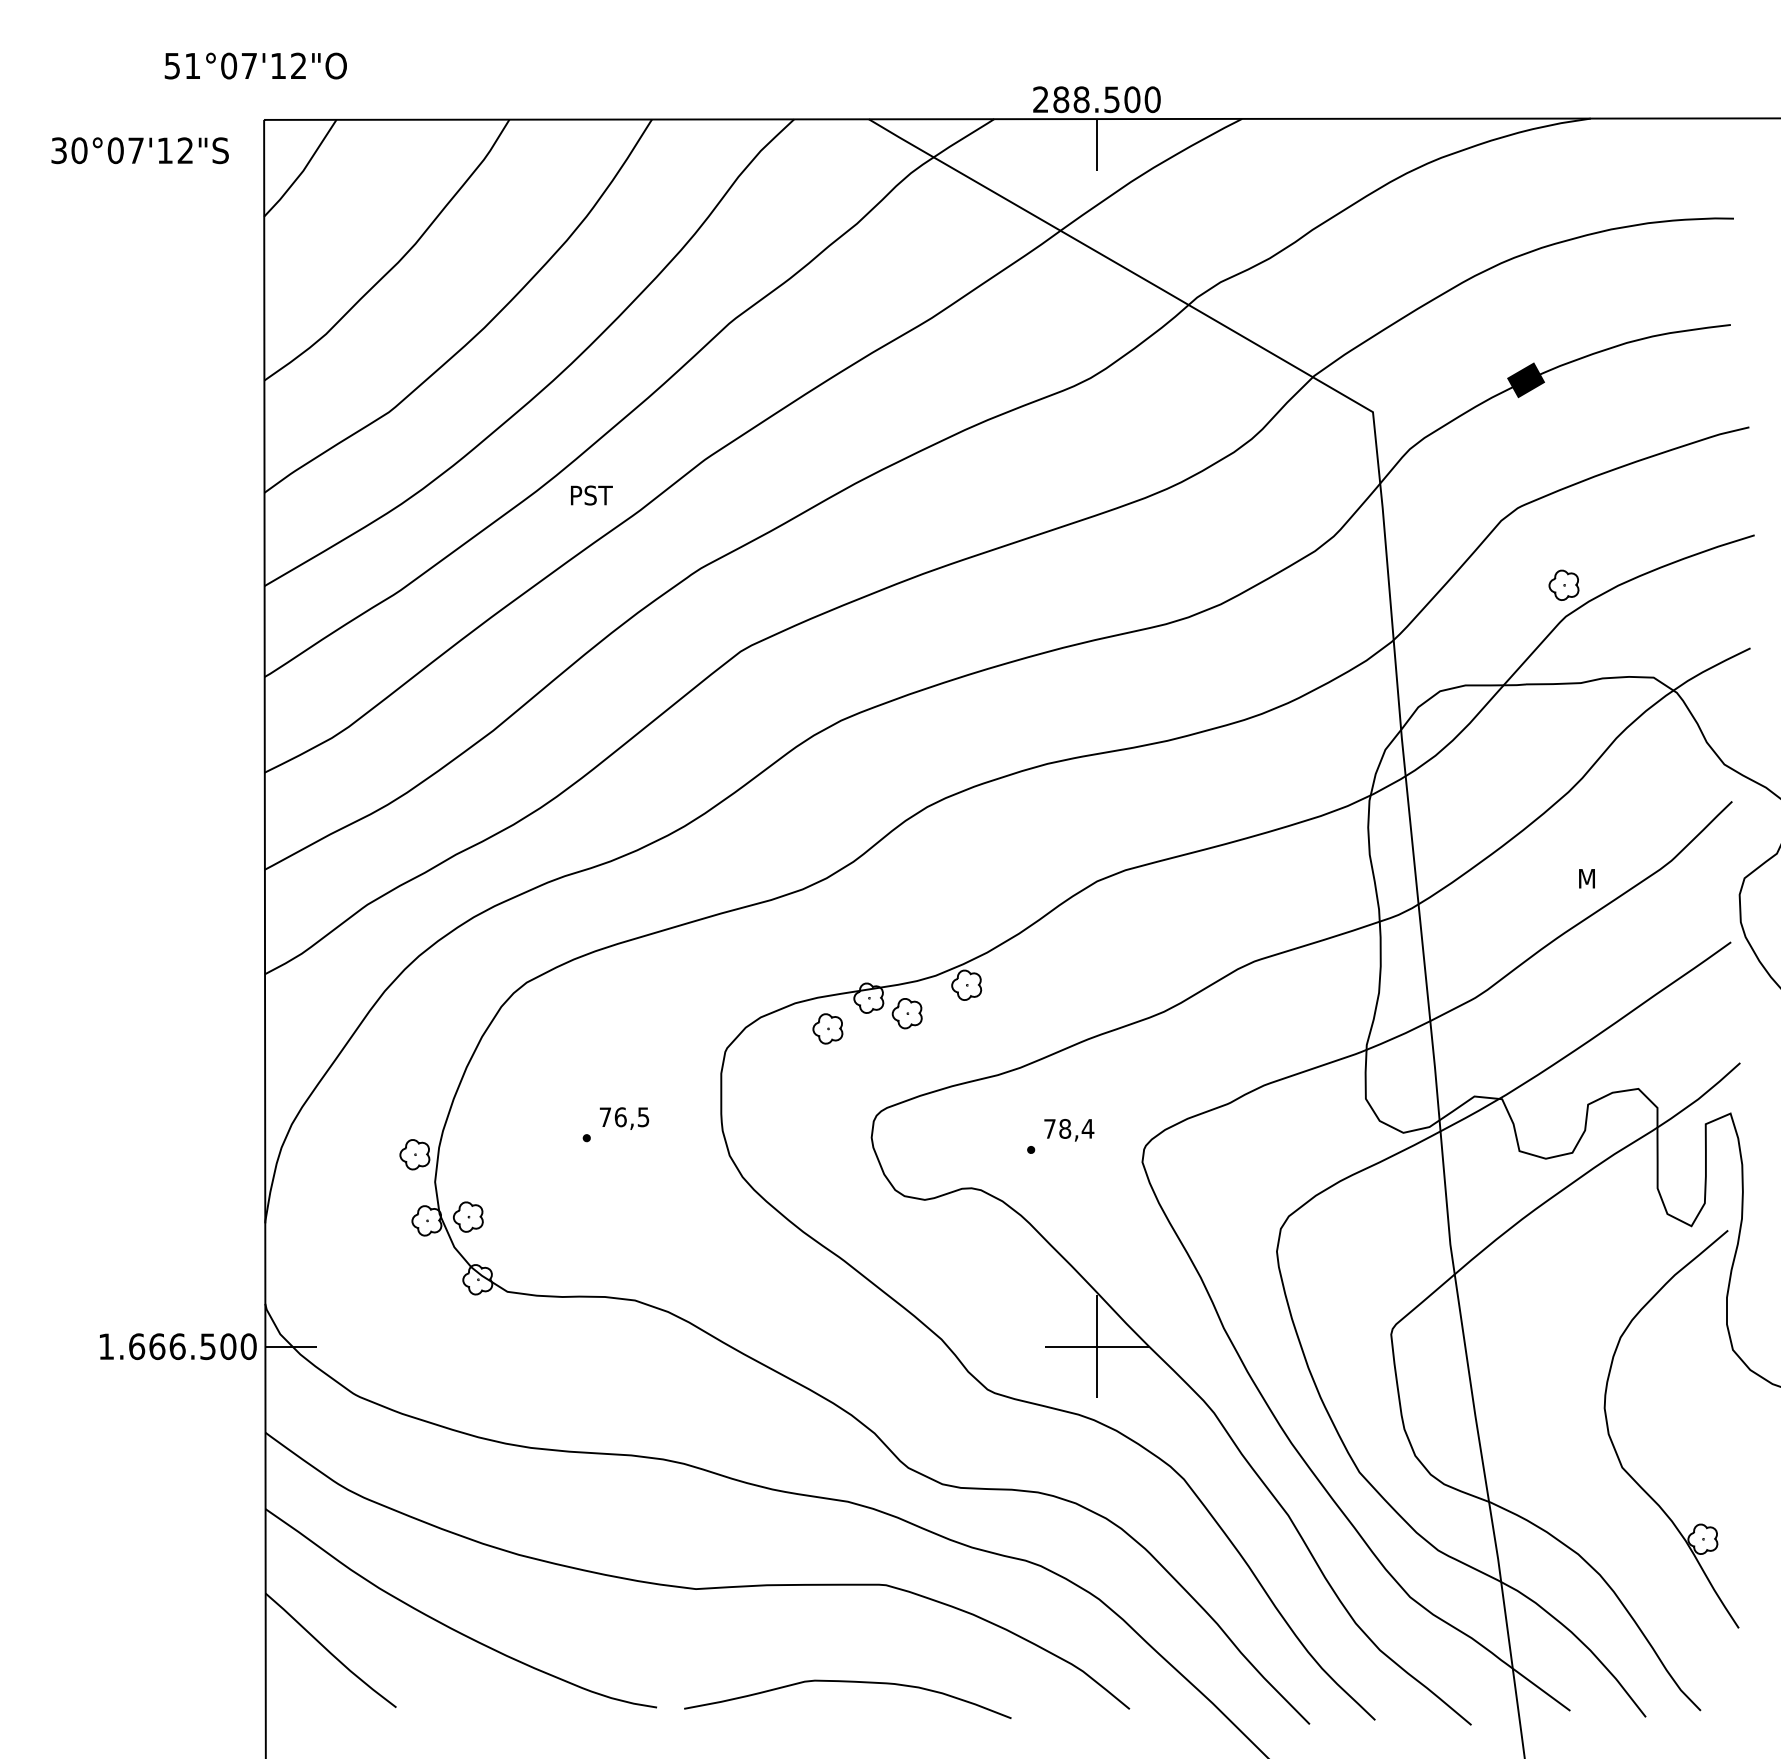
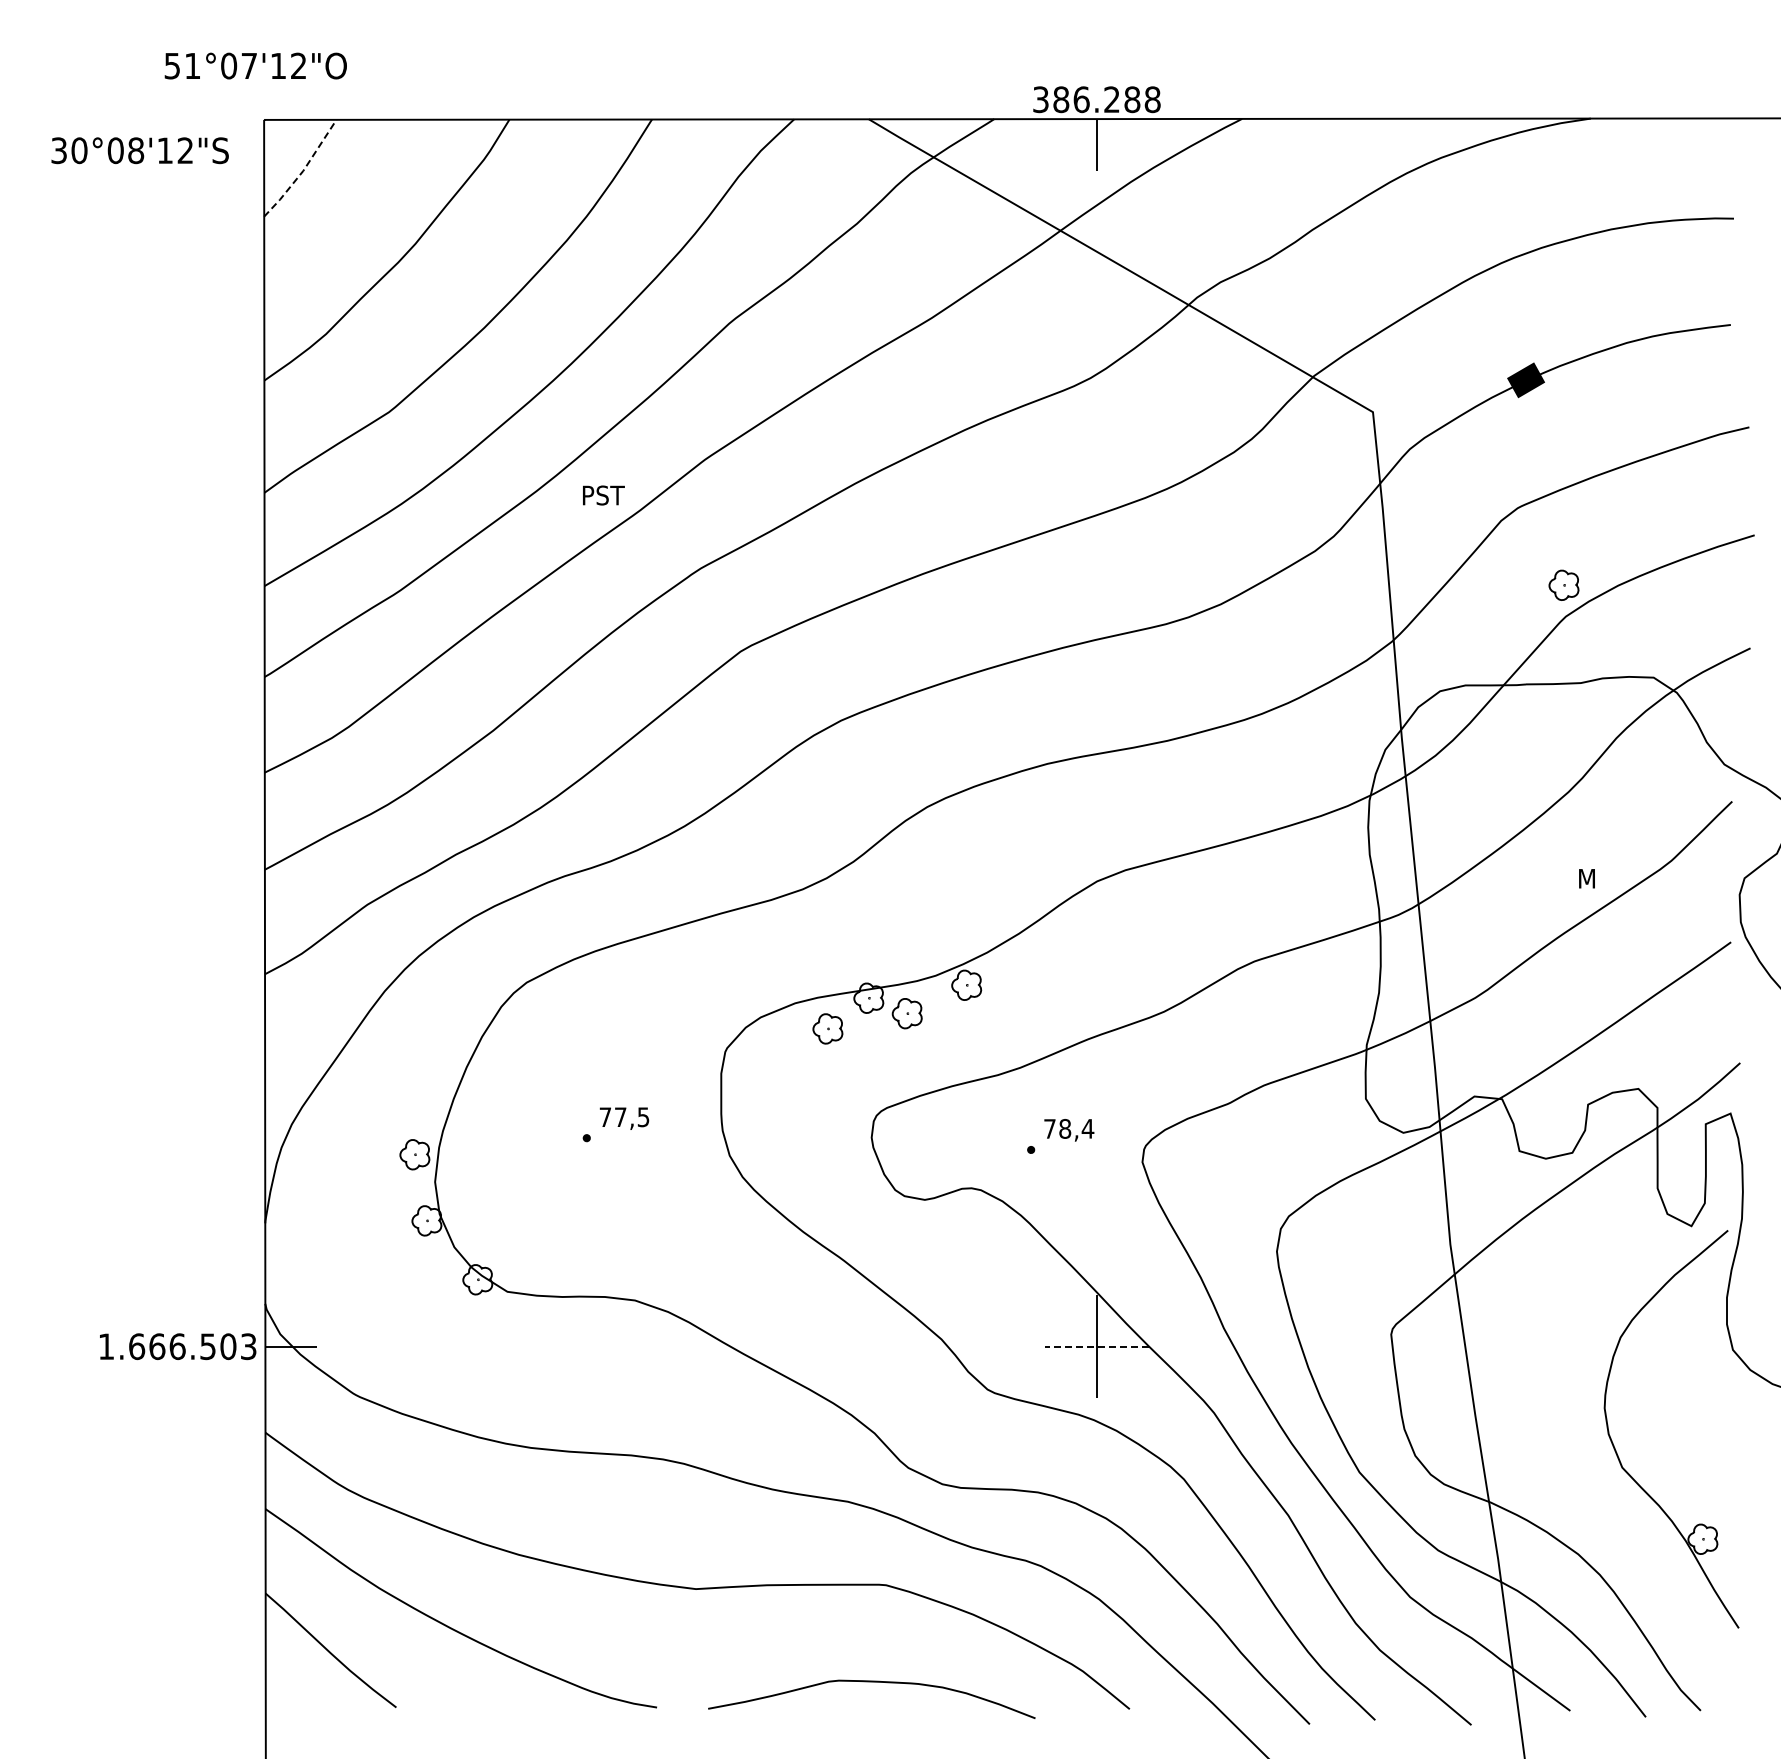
text: 288.500 -> 386.288 (1096, 99)
text: 30°07'12"S -> 30°08'12"S (136, 150)
line: solid -> dashed (303, 170)
text position: (591, 495) -> (603, 495) (603, 495)
text: 76,5 -> 77,5 (620, 1117)
part: present -> none (468, 1216)
text: 1.666.500 -> 1.666.503 (248, 1346)
line: solid -> dashed (1096, 1346)
curve position: (847, 1682) -> (871, 1682) (871, 1682)
